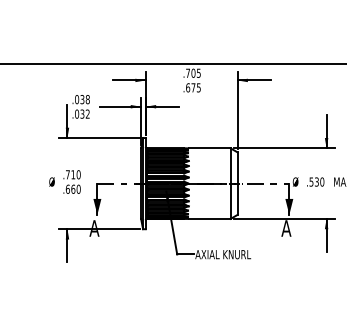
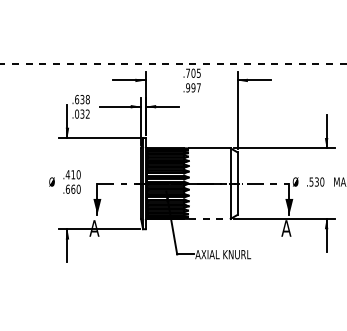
line: solid -> dashed (173, 63)
text: .675 -> .997 (193, 87)
text: .038 -> .638 (77, 99)
text: .710 -> .410 (67, 174)
line: solid -> dashed (209, 218)
